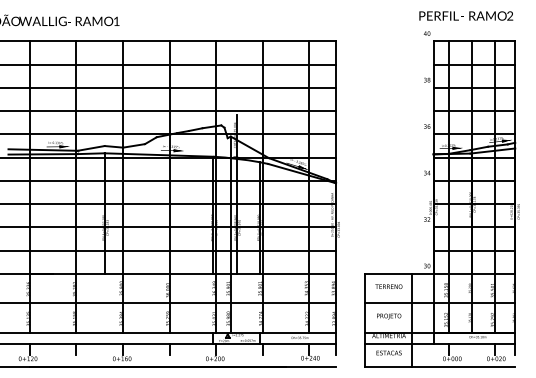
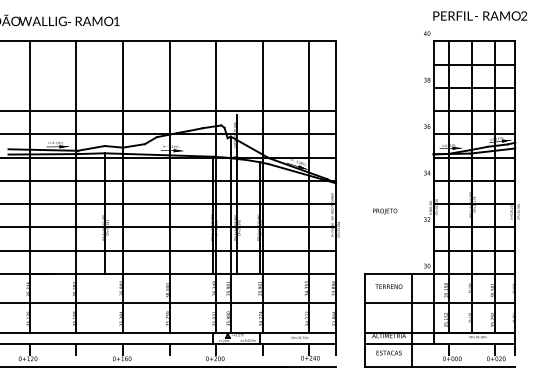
text position: (466, 15) -> (480, 15) (480, 15)
line: present -> none (169, 64)
line: present -> none (169, 87)
text position: (389, 316) -> (385, 211) (385, 211)
